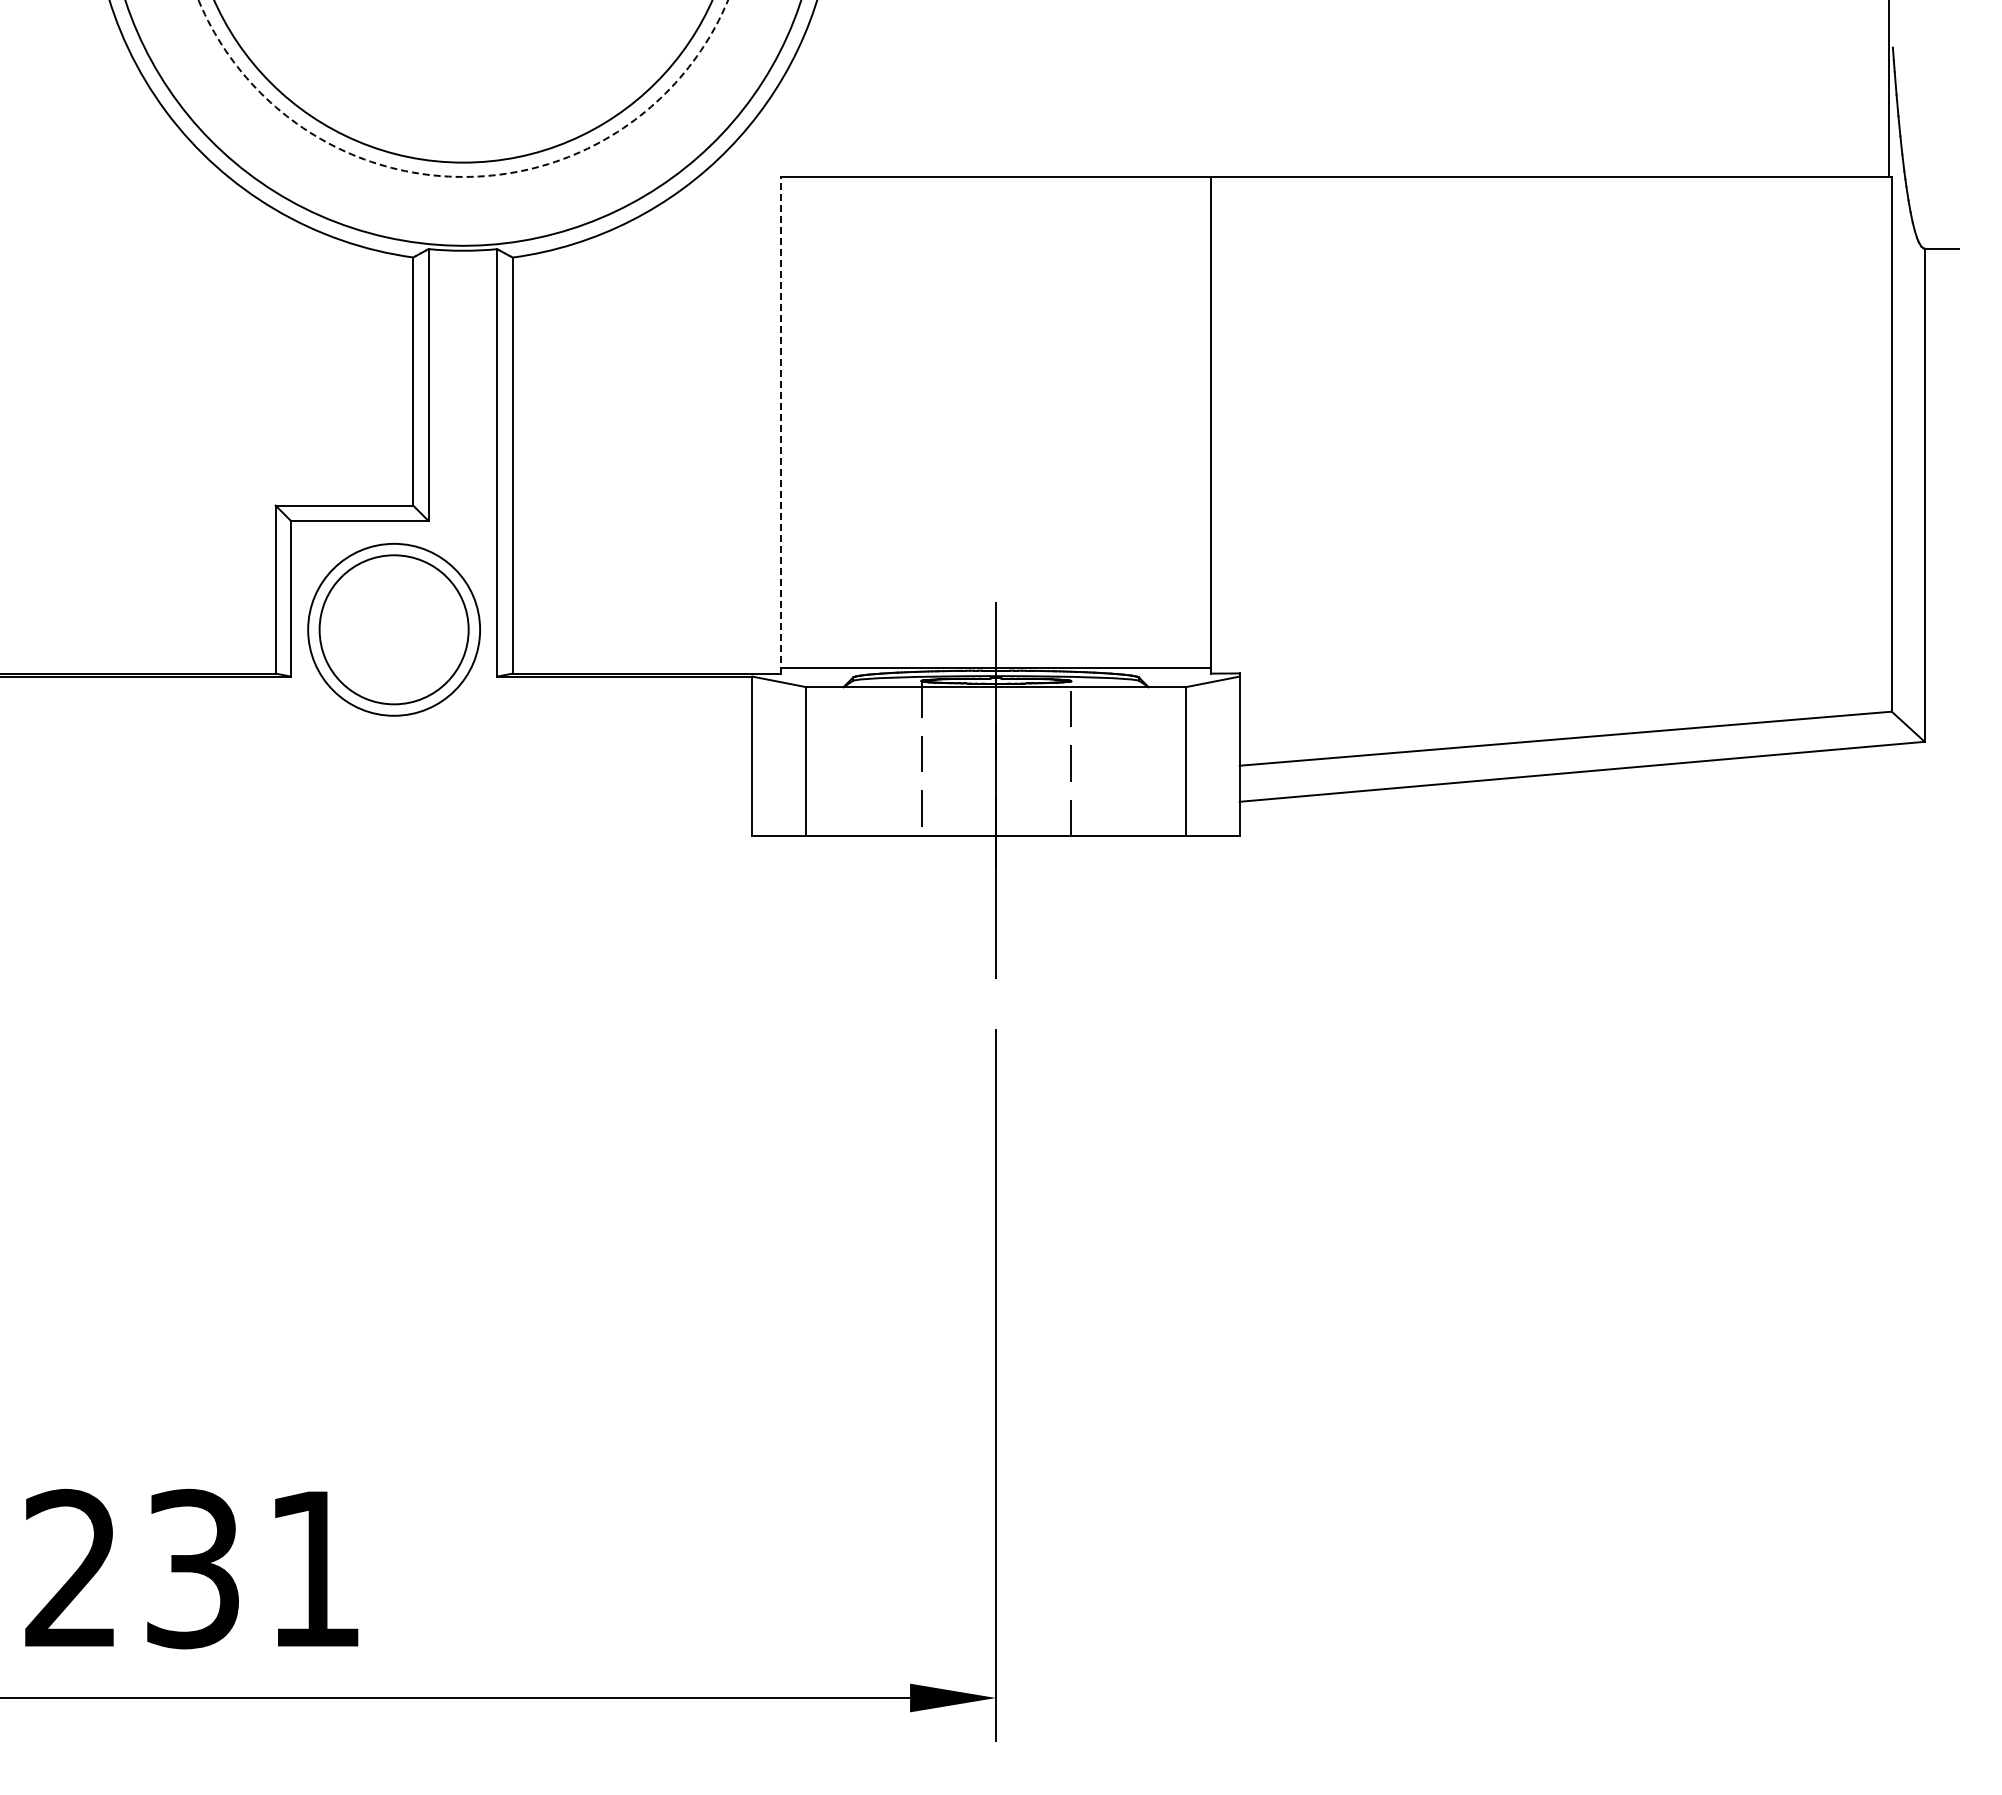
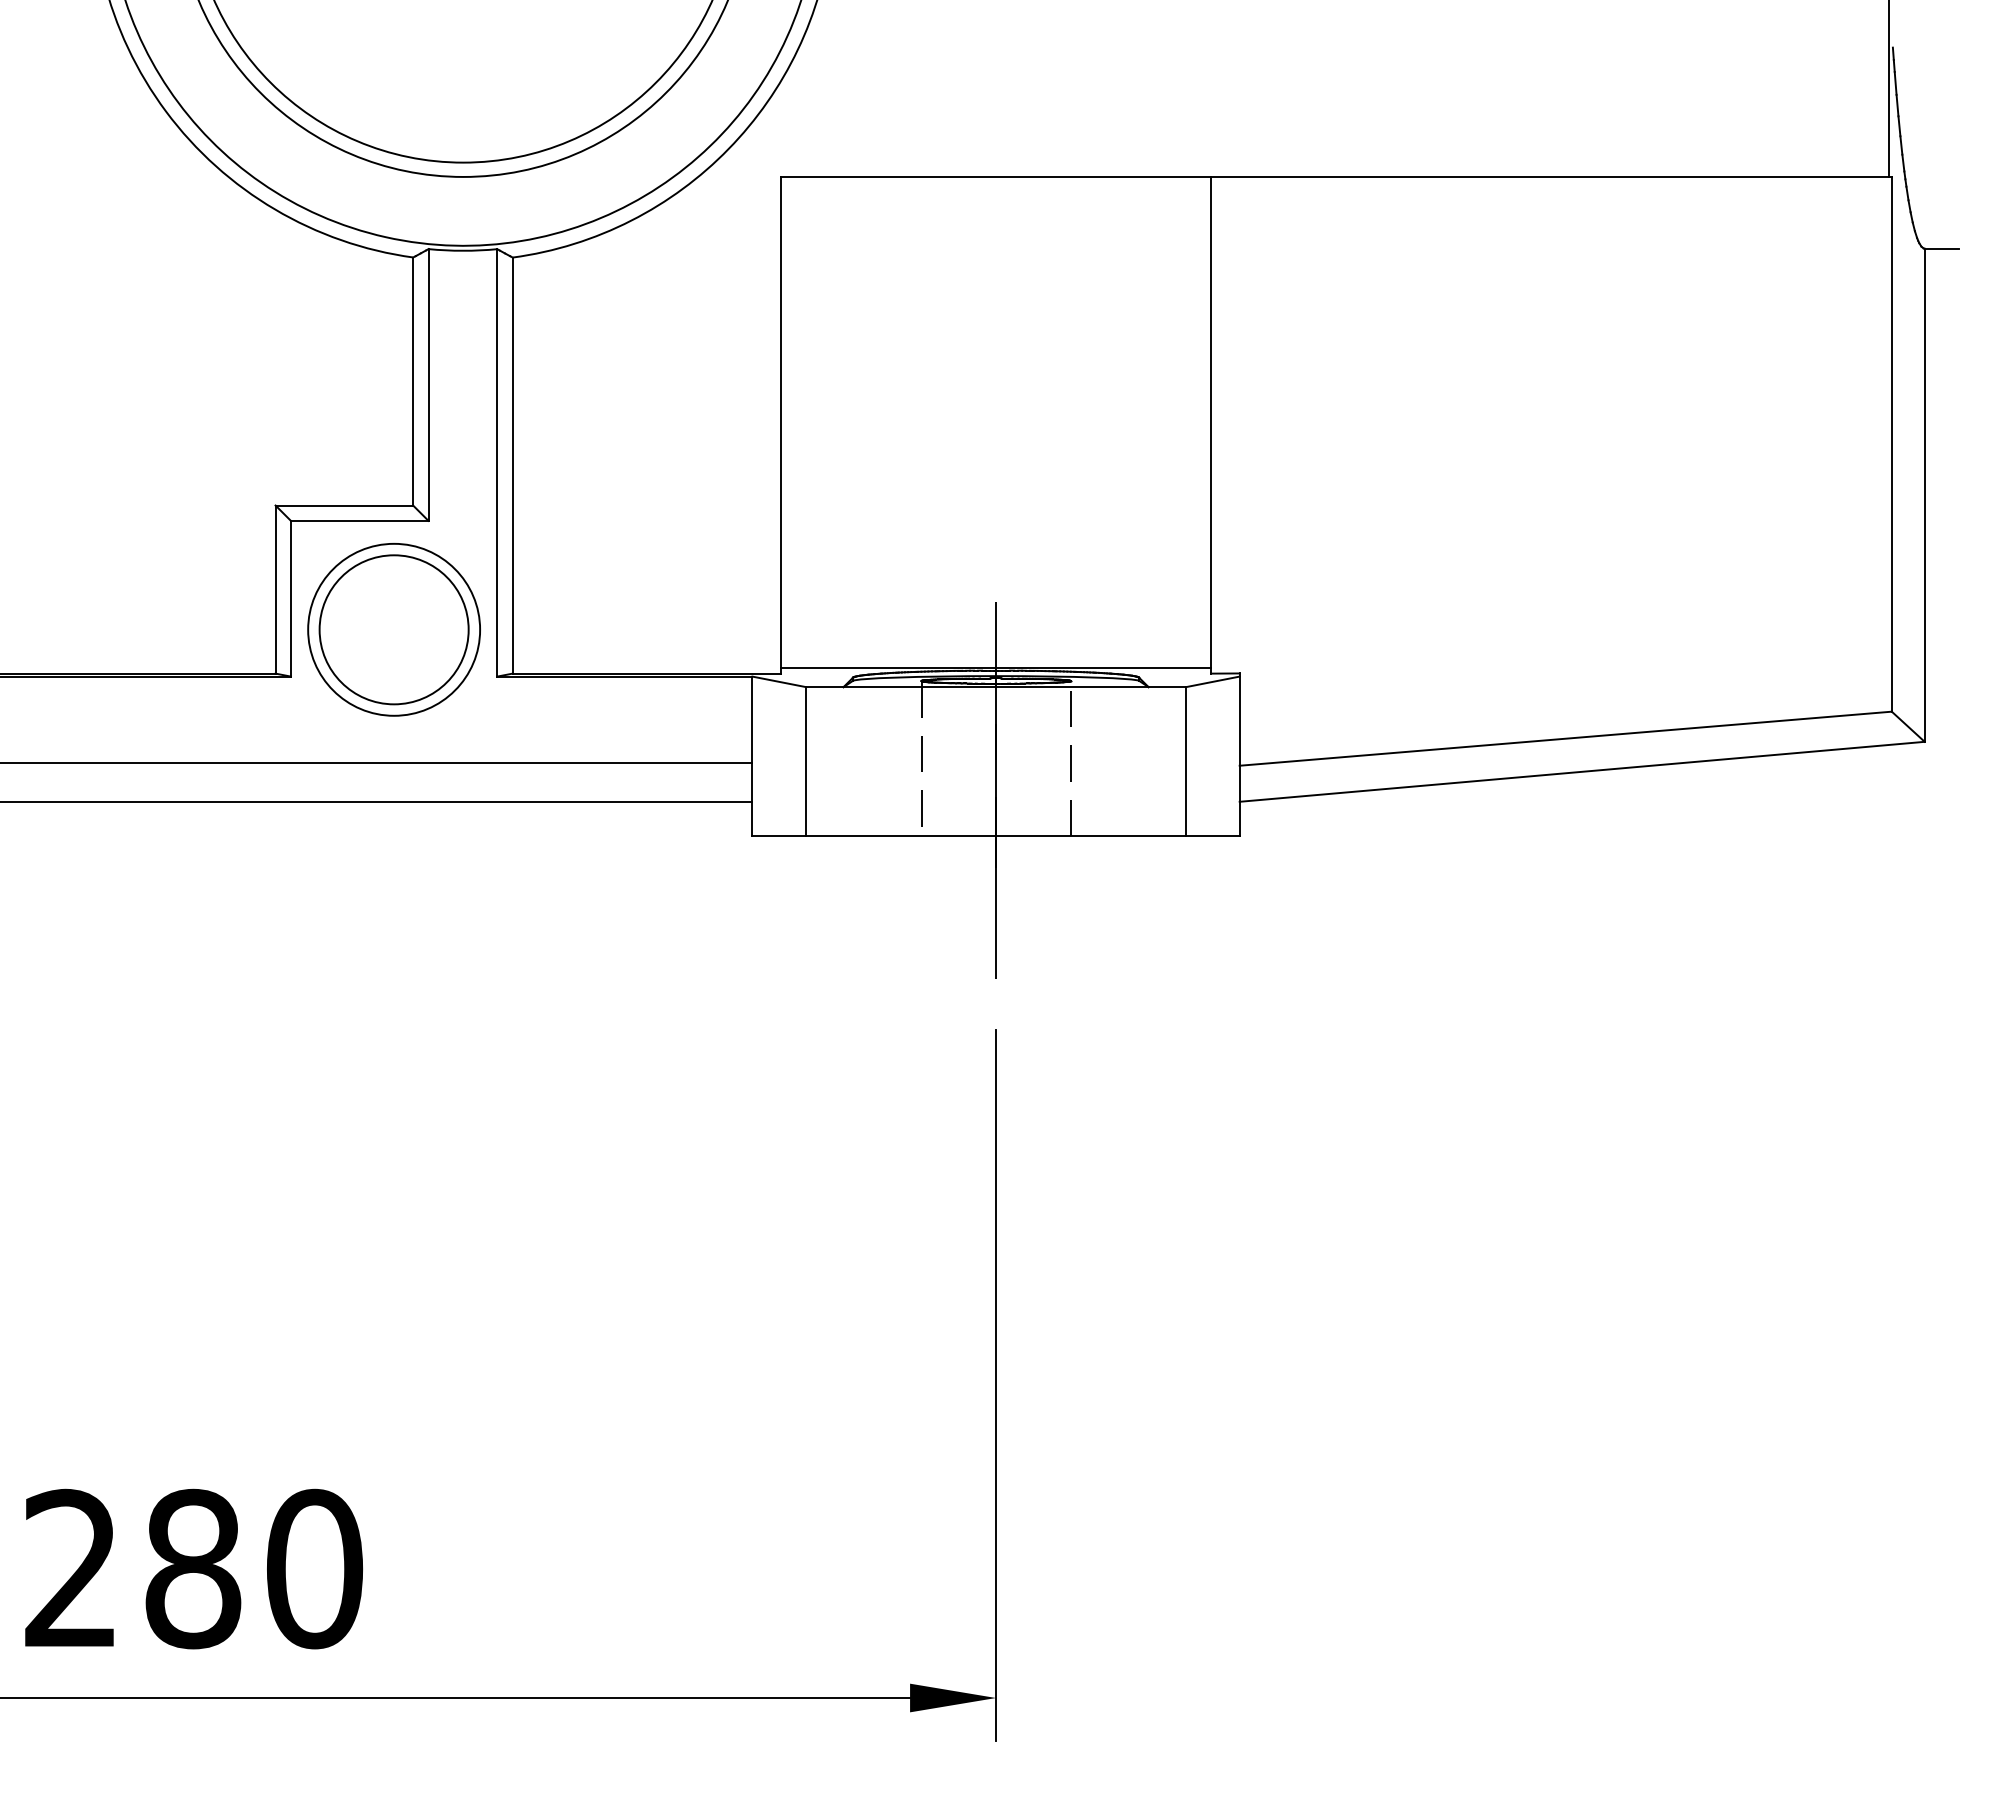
circle: dashed -> solid (463, 88)
line: dashed -> solid (781, 424)
line: none -> present (377, 762)
line: none -> present (377, 801)
text: 231 -> 280 (254, 1568)
